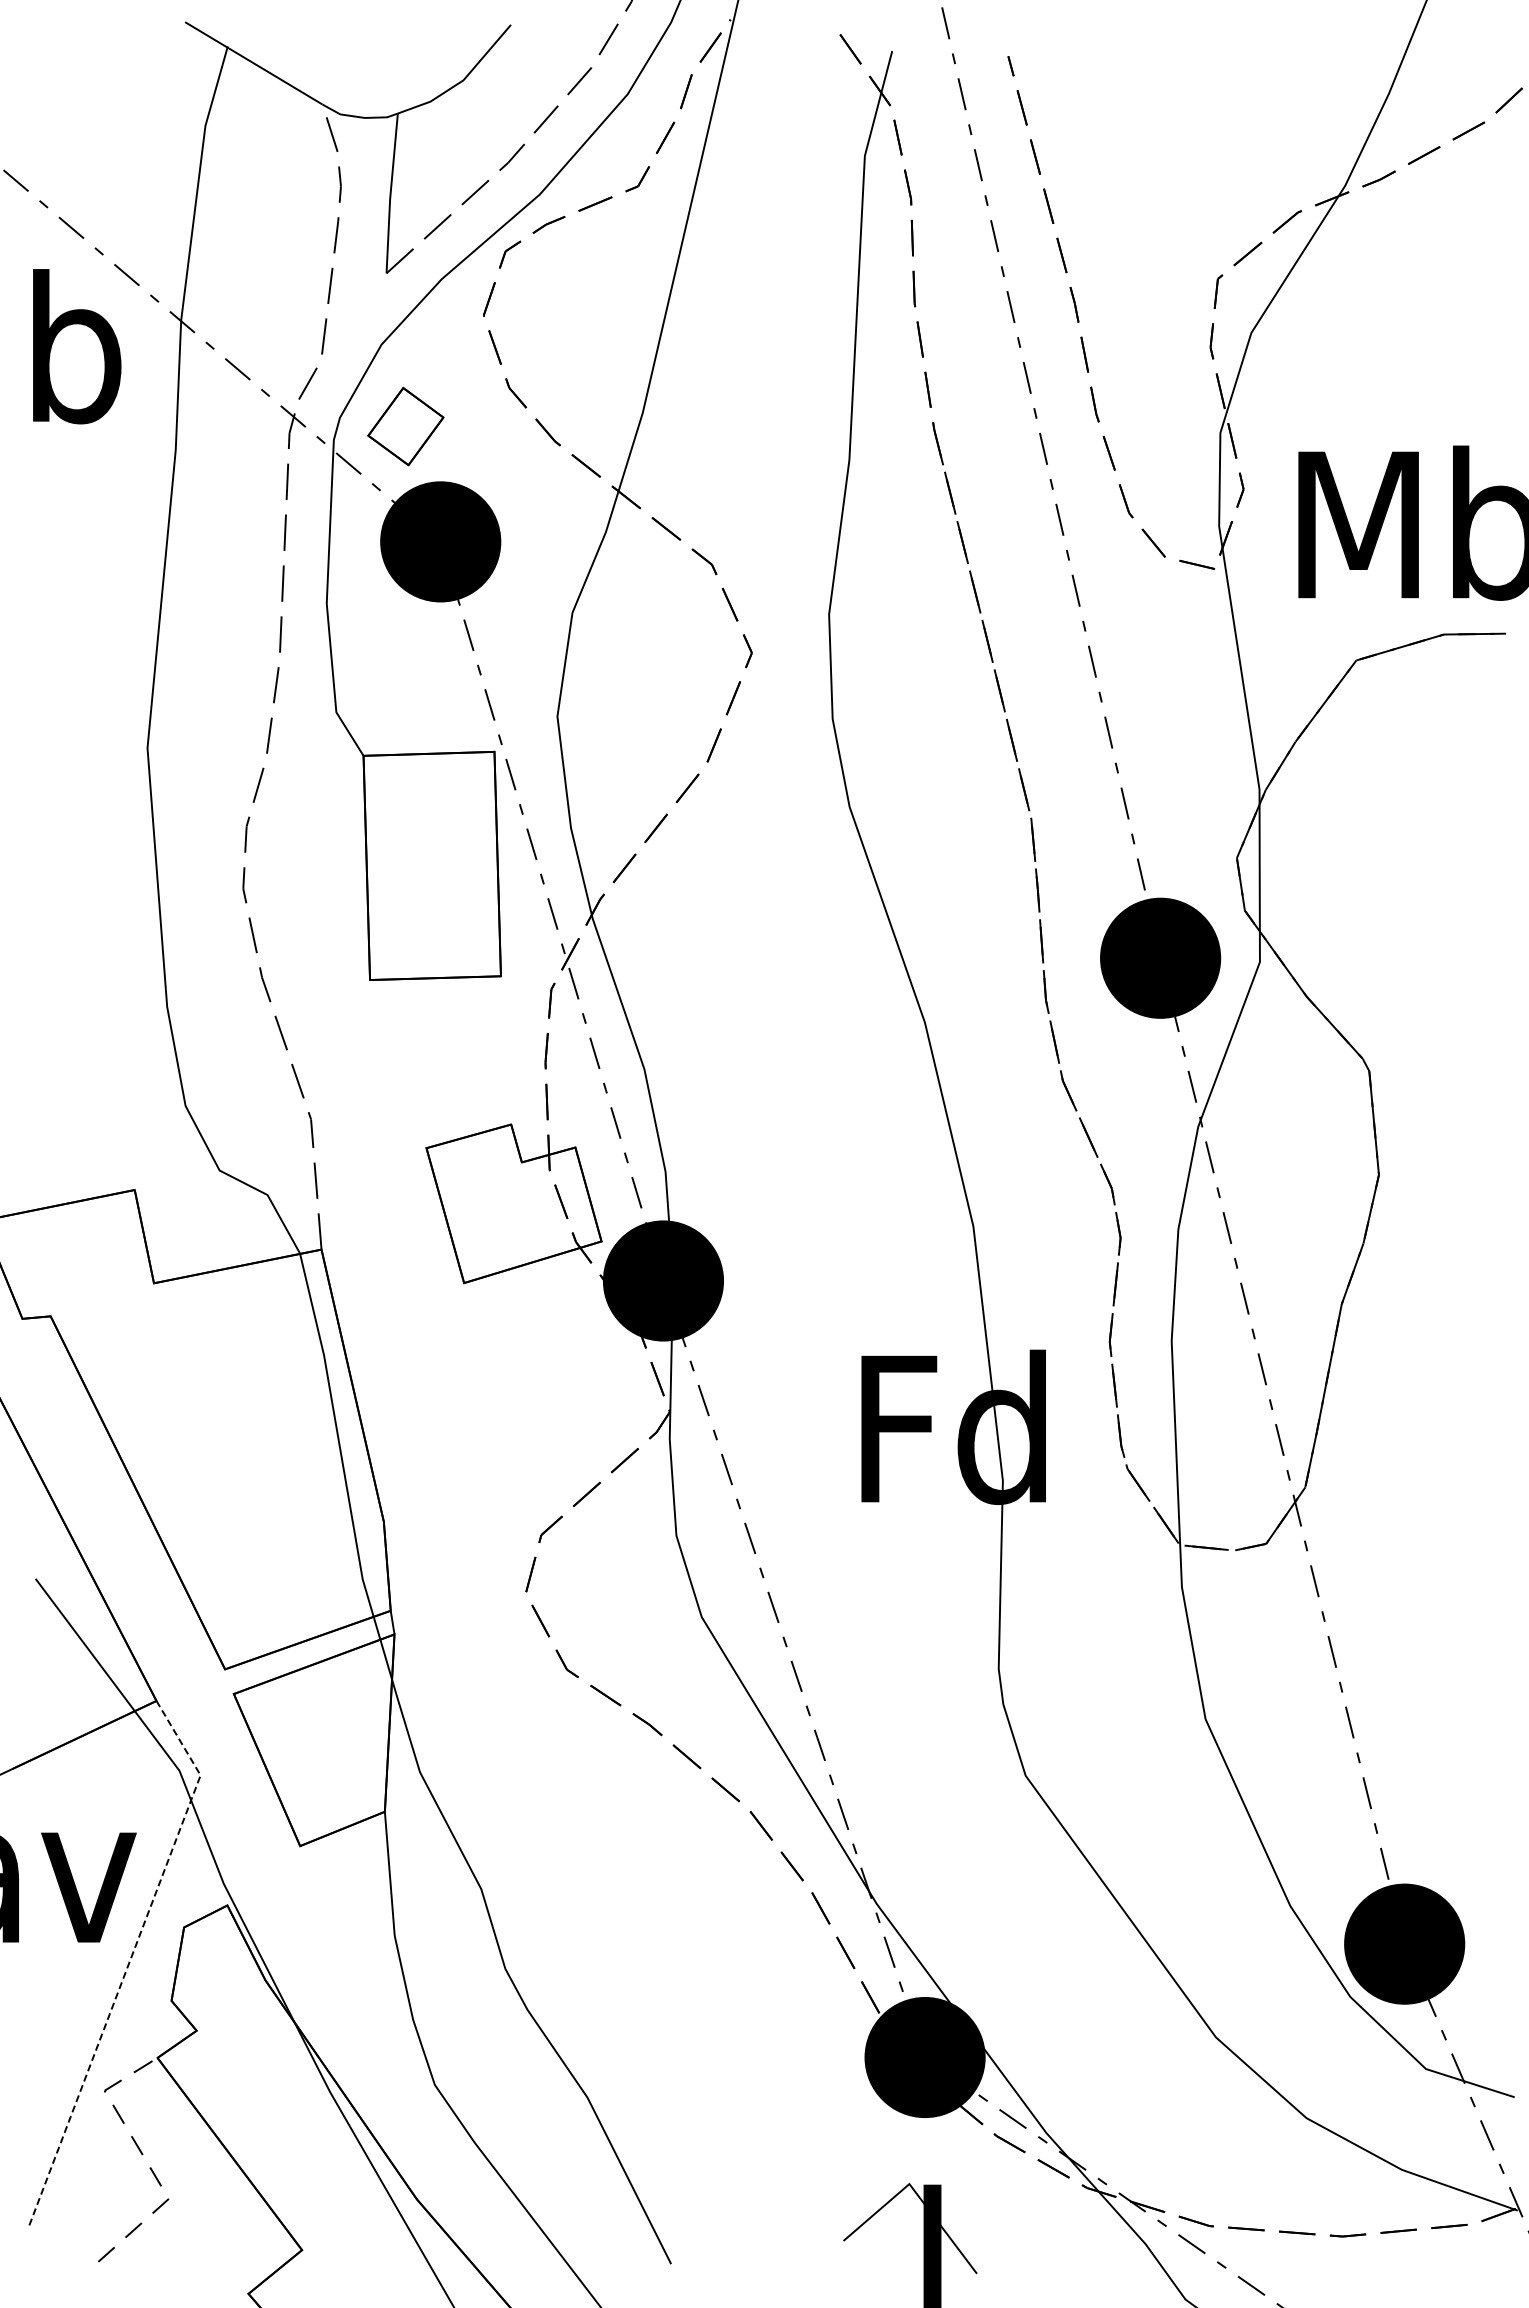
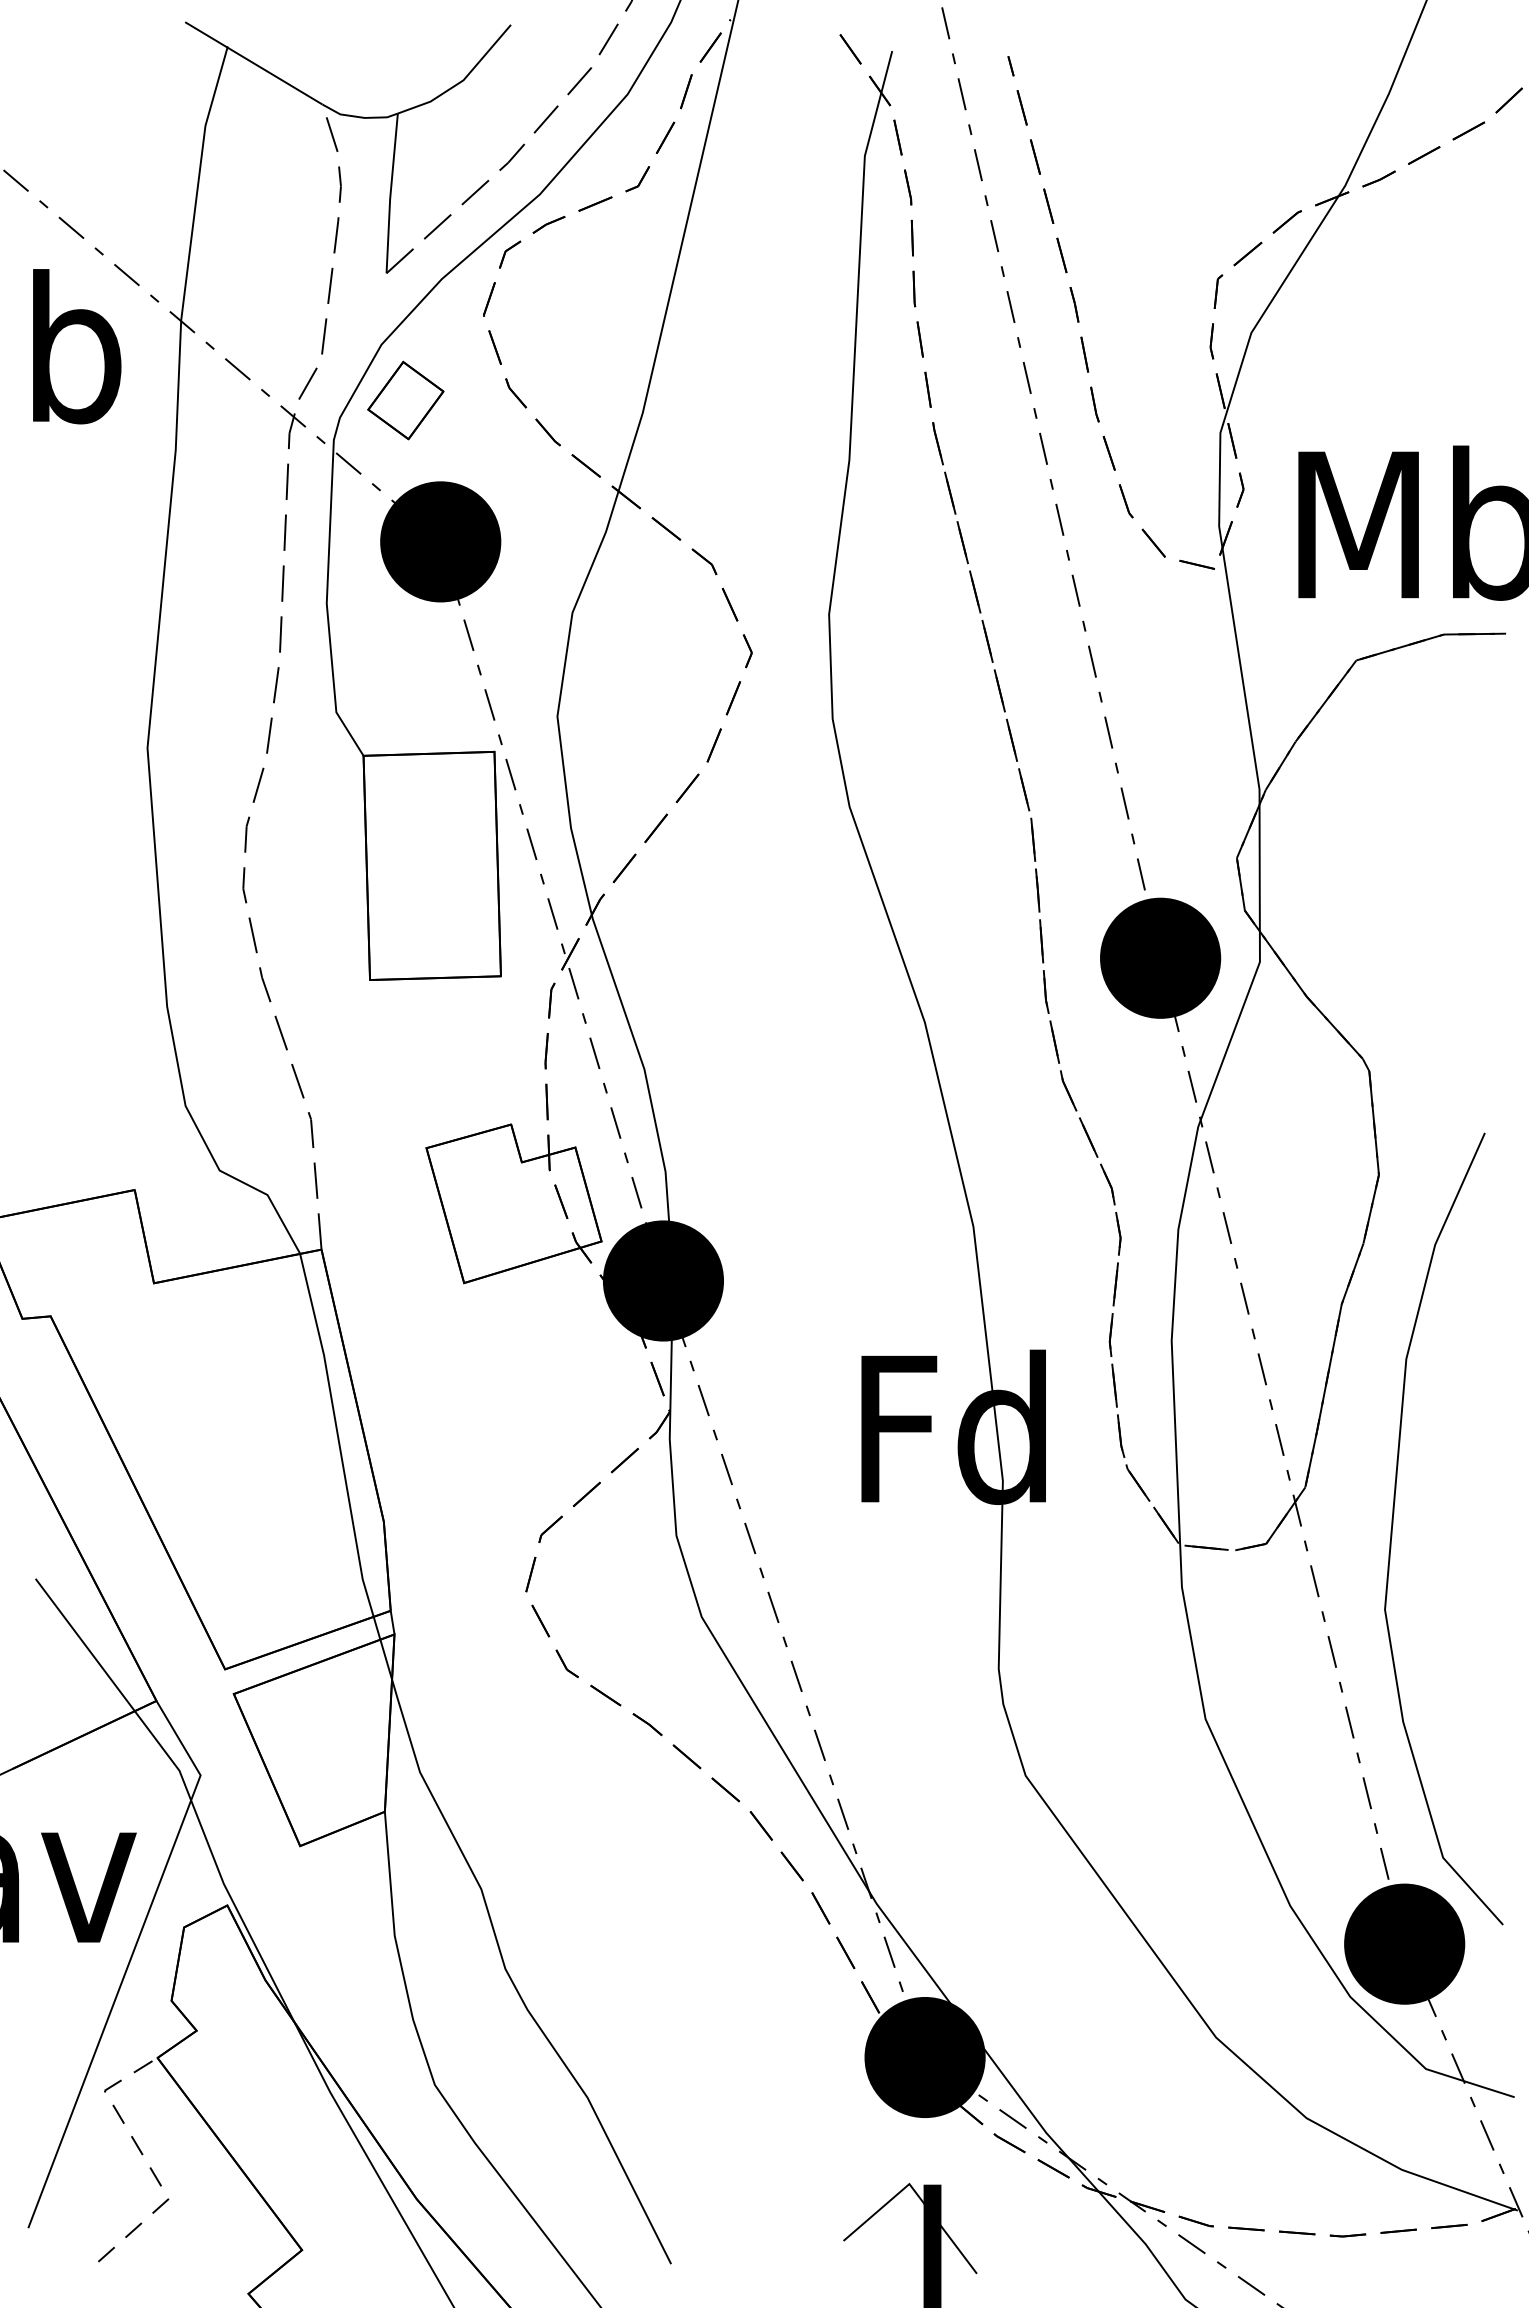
part position: (405, 426) -> (405, 400) (405, 400)
curve: none -> present (1393, 1525)
line: dashed -> solid (129, 1961)
